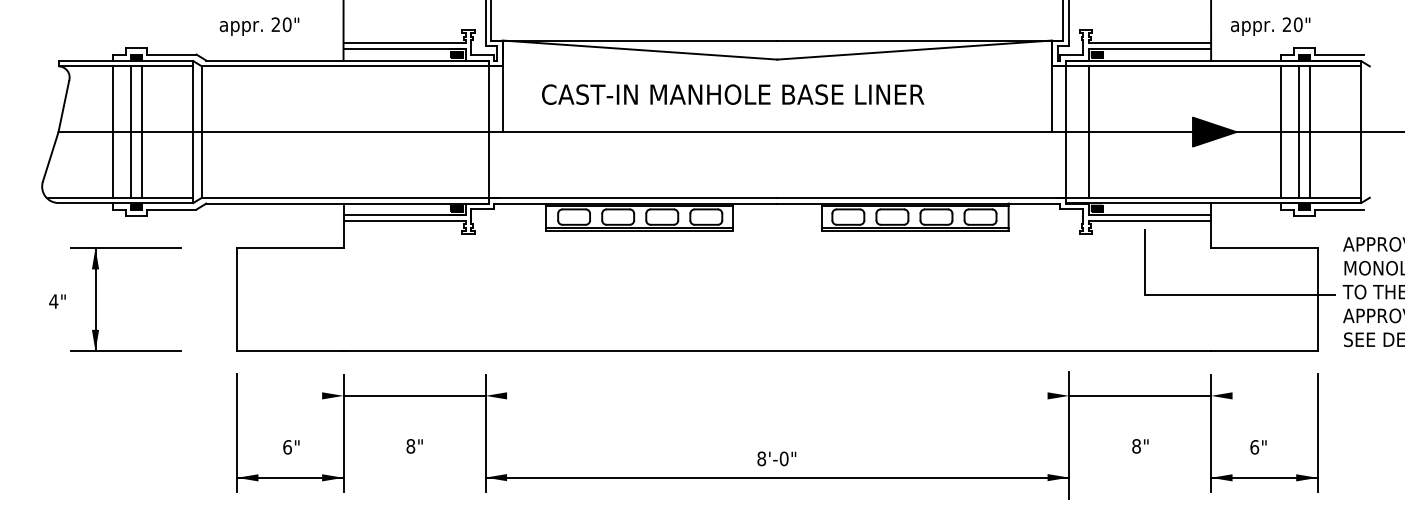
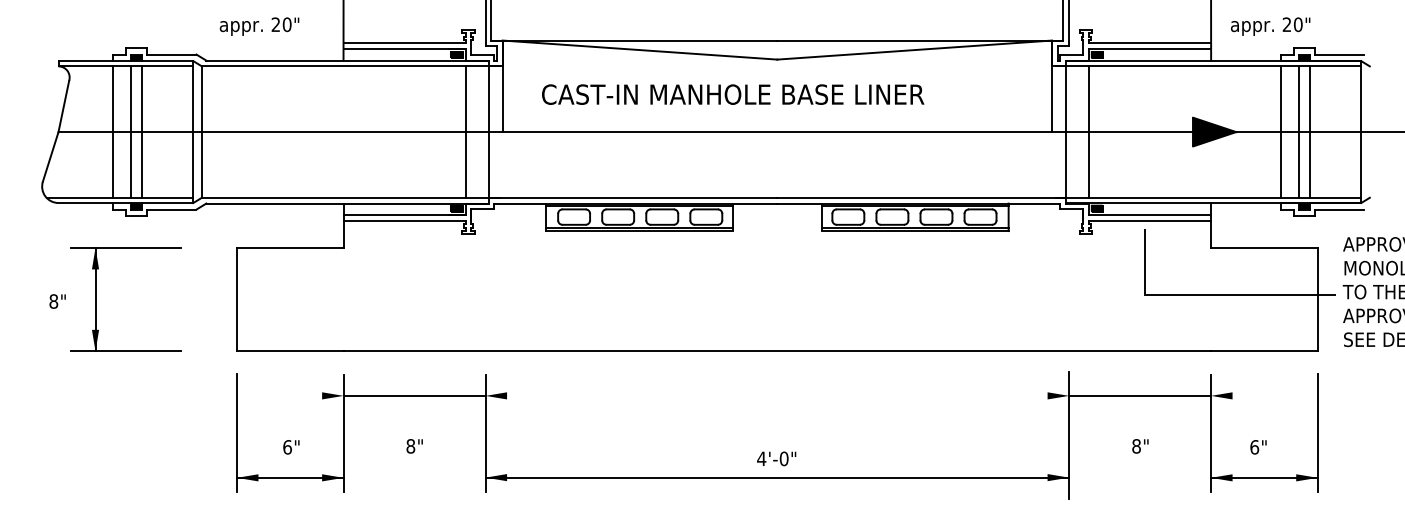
line: none -> present (465, 131)
text: 4" -> 8" (53, 301)
text: 8'-0" -> 4'-0" (761, 458)
